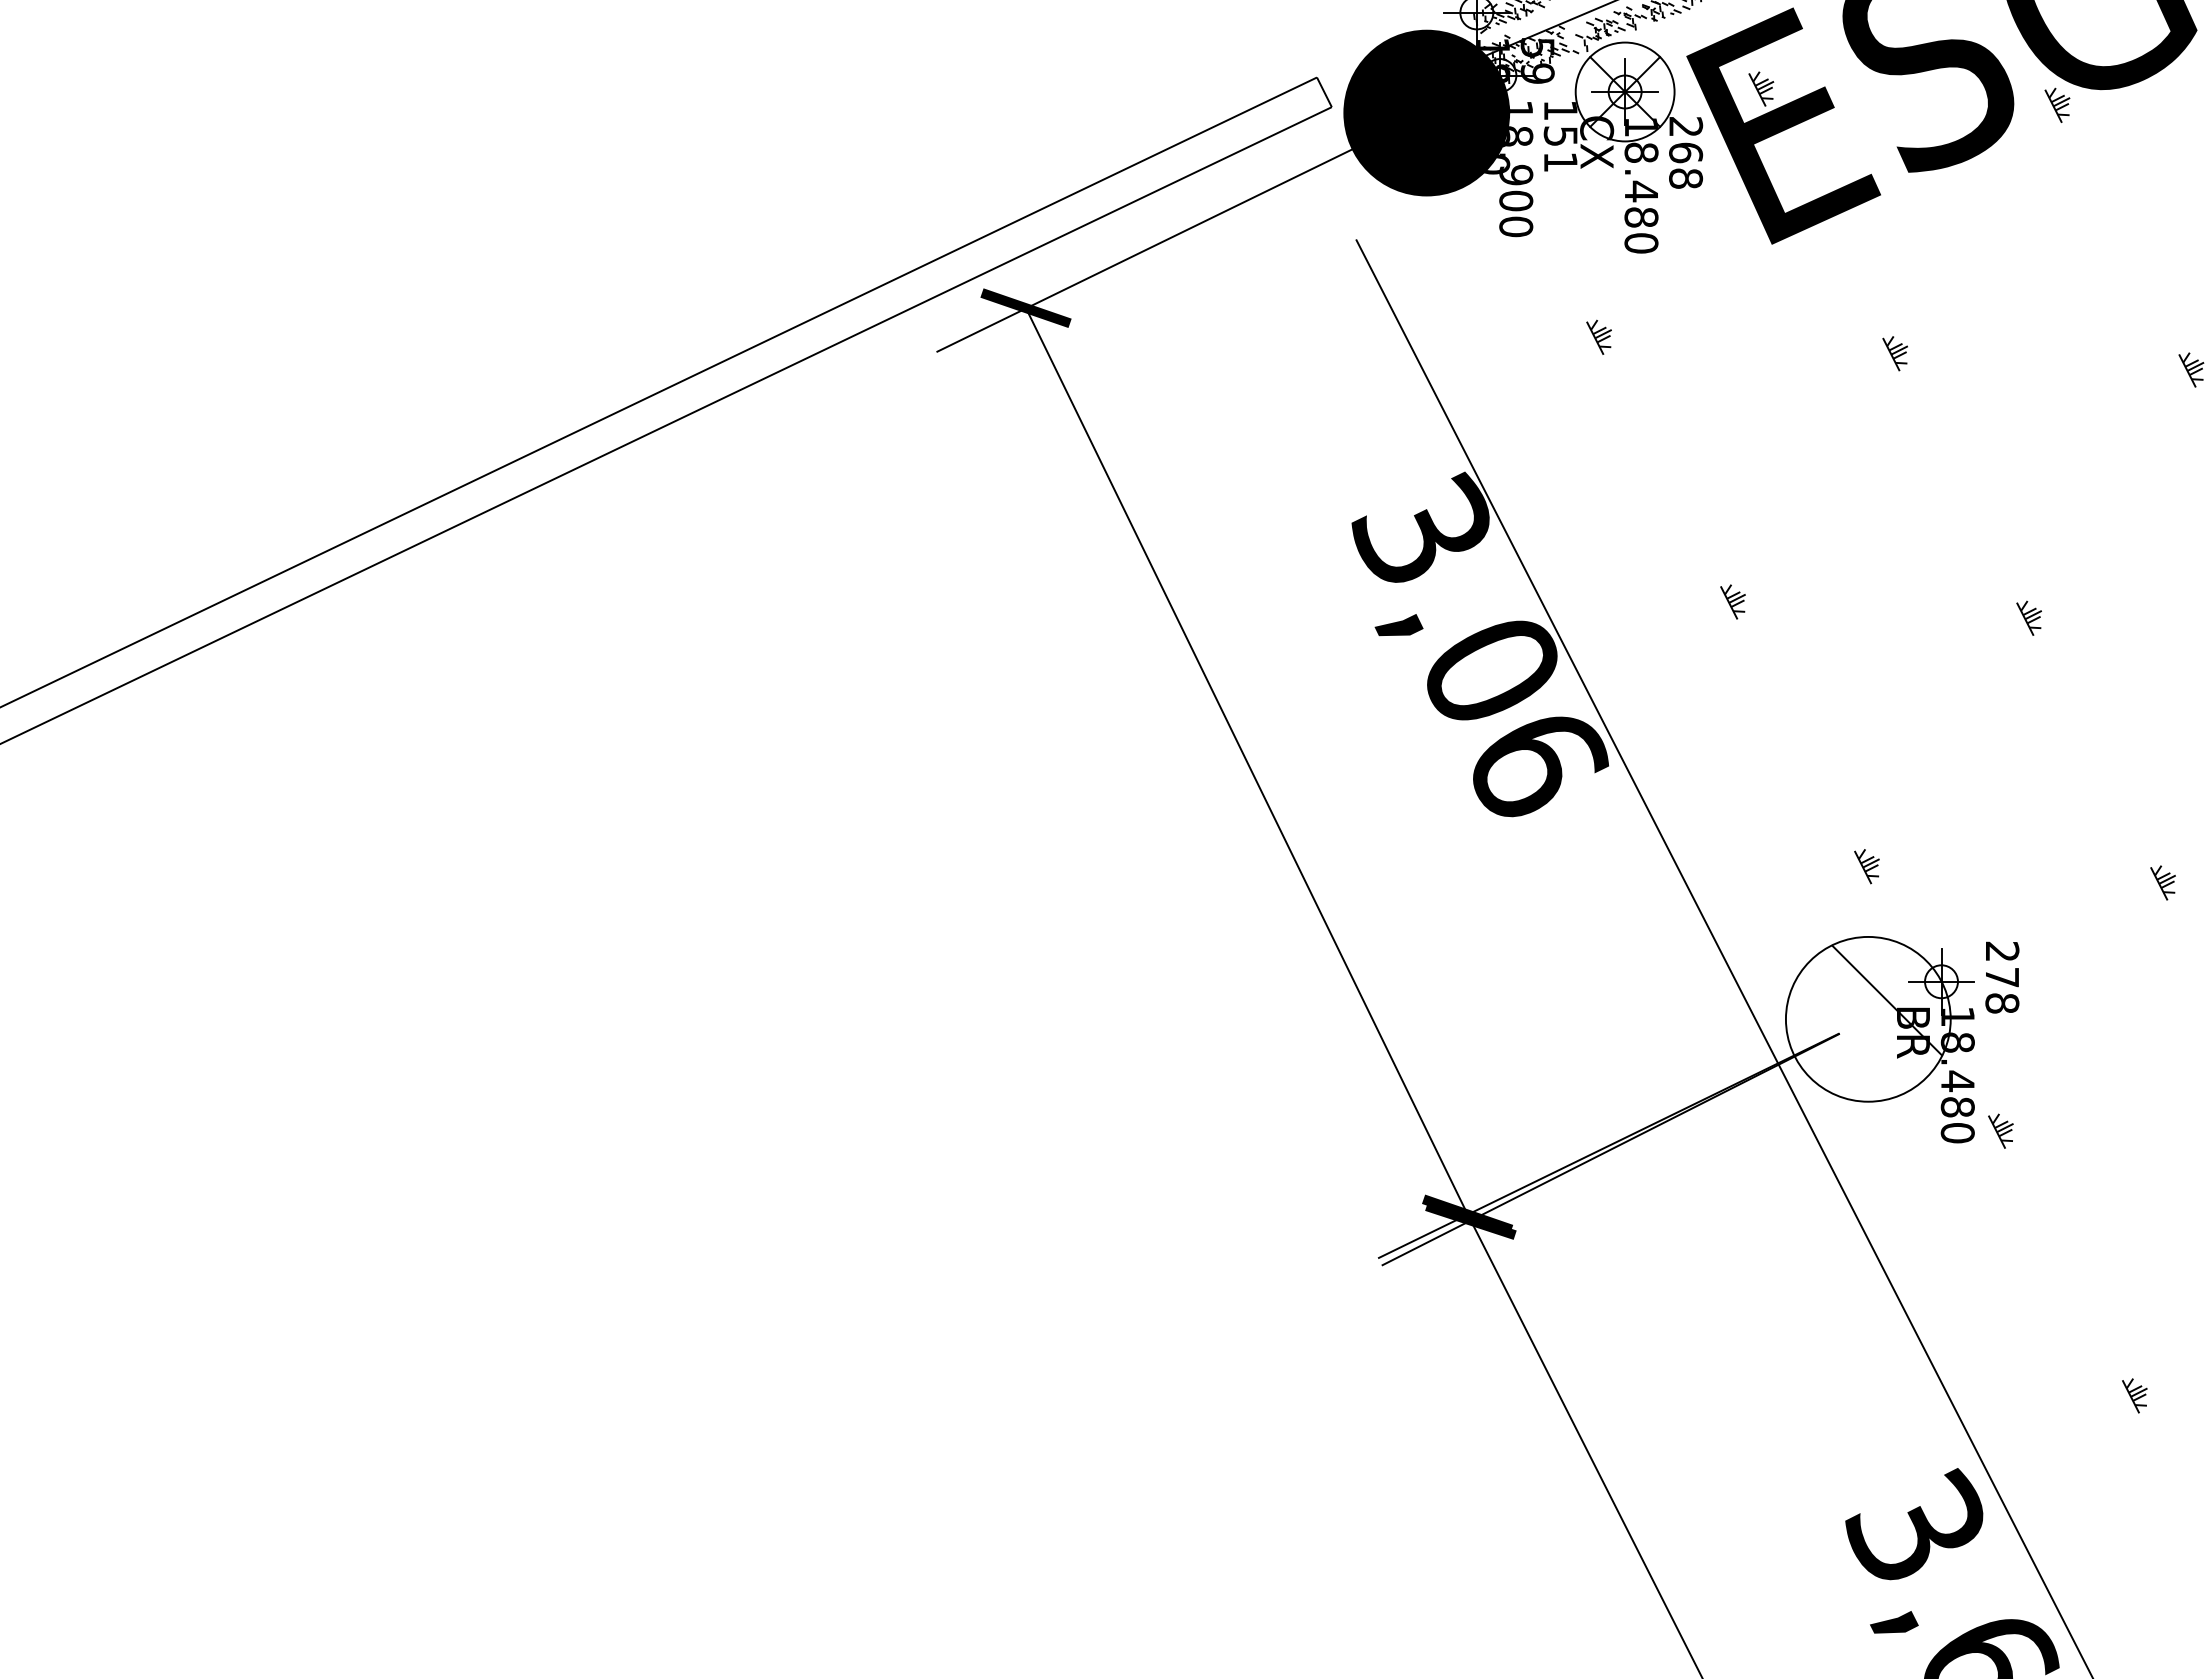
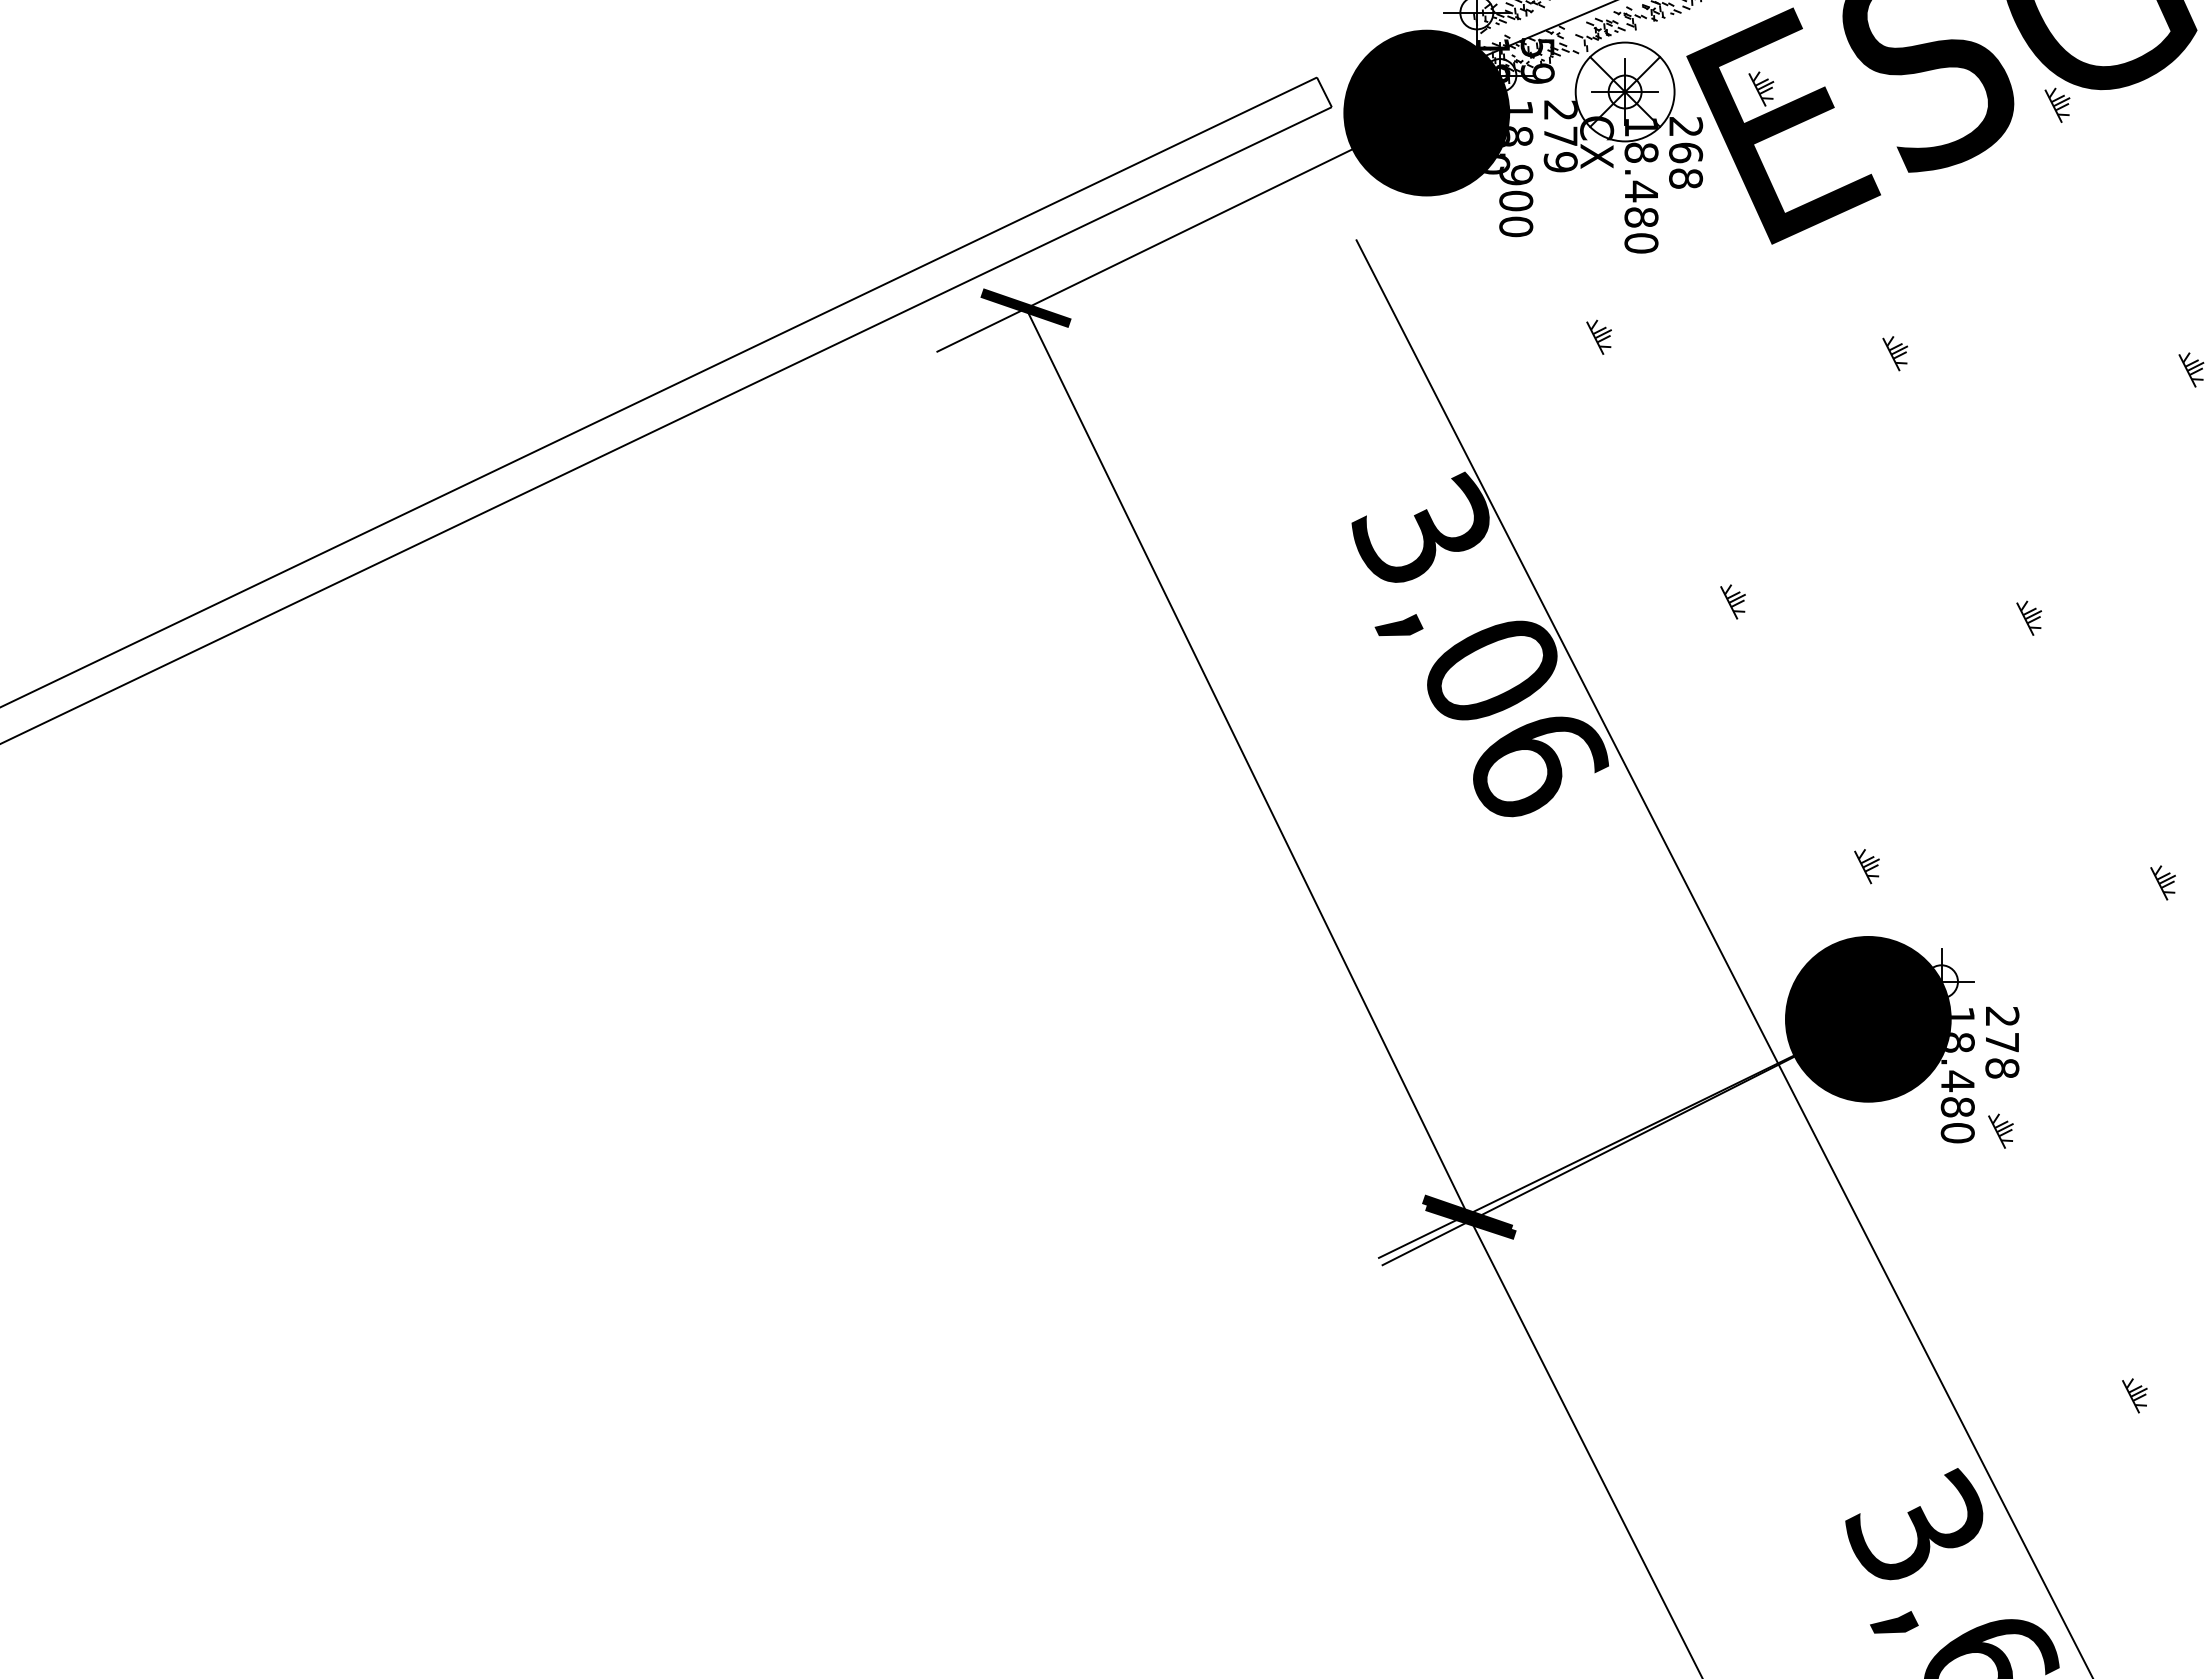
text: 151 -> 279 (1560, 136)
text position: (2002, 977) -> (2002, 1042) (2002, 1042)
fill: none -> present (1867, 1018)
